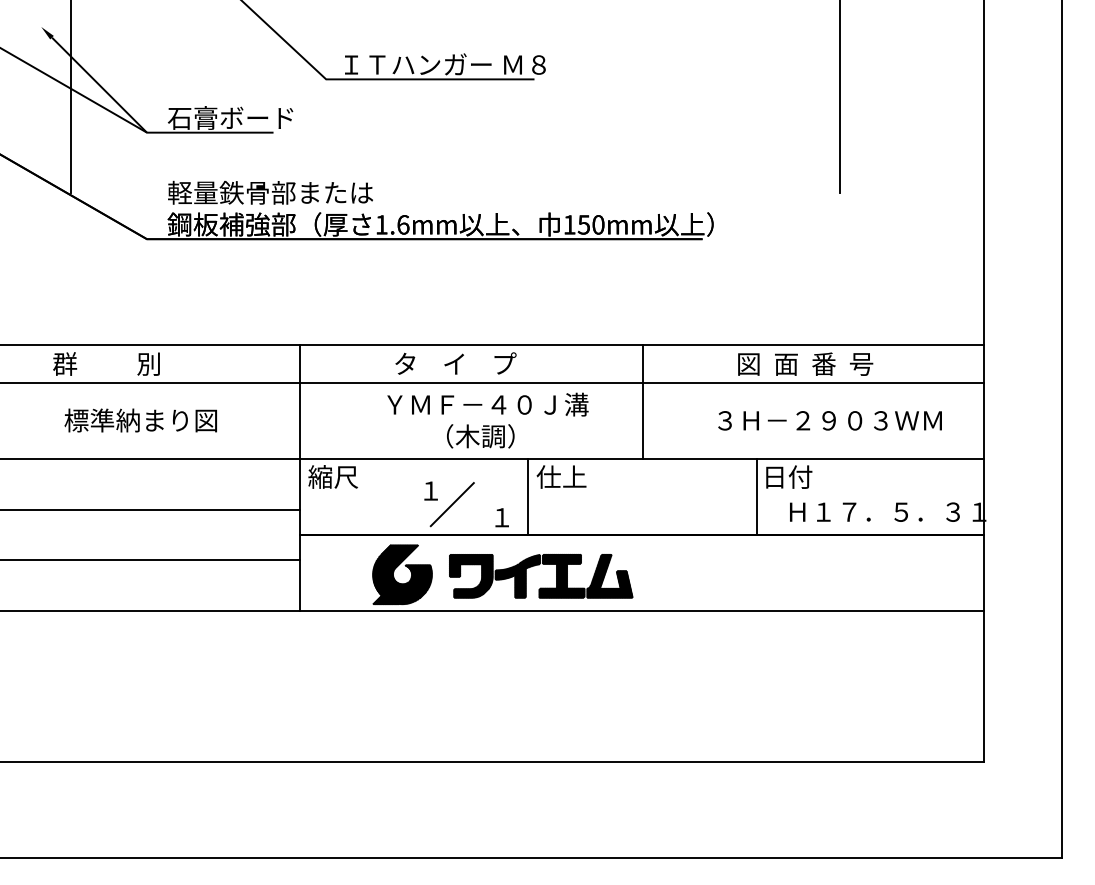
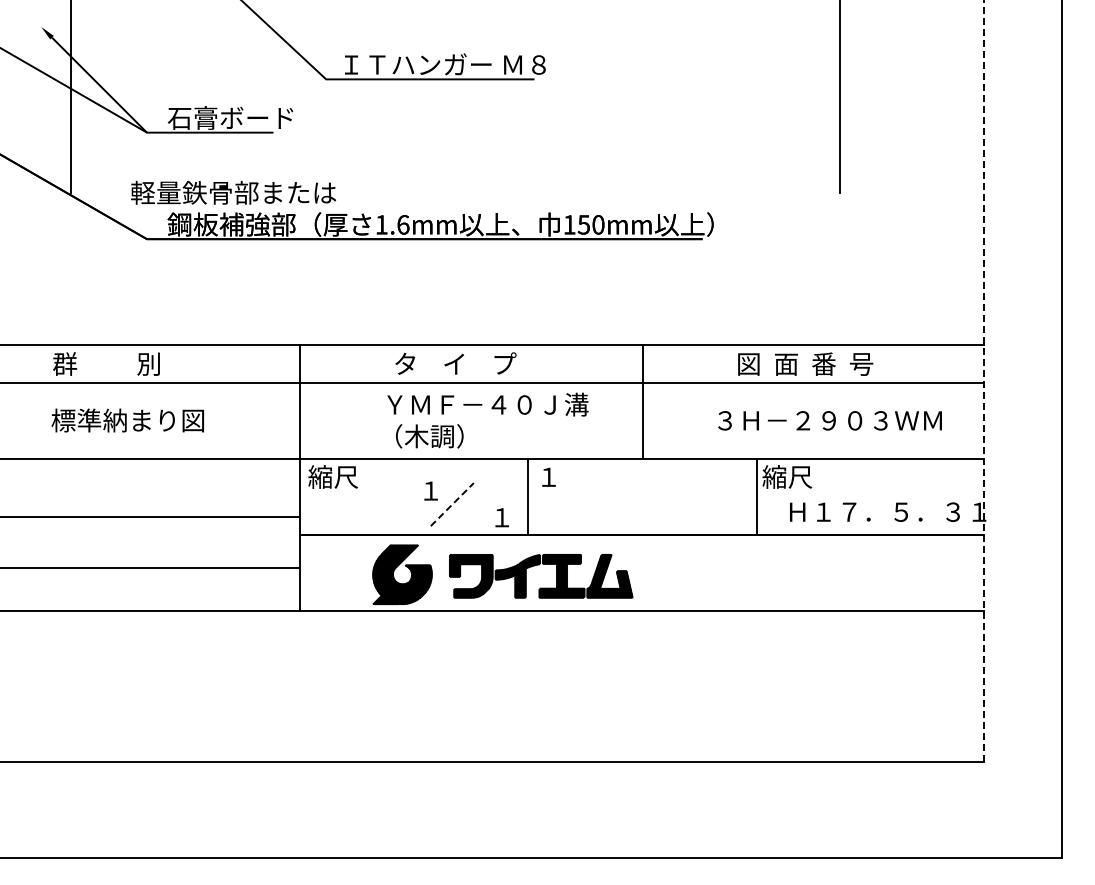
text position: (270, 192) -> (233, 192) (233, 192)
line: solid -> dashed (984, 381)
text position: (140, 420) -> (127, 420) (127, 420)
text position: (480, 436) -> (429, 436) (429, 436)
text: 仕上 -> １ (561, 476)
text: 日付 -> 縮尺 (787, 476)
line: solid -> dashed (452, 504)
line position: (151, 509) -> (151, 516) (151, 516)
line position: (151, 560) -> (151, 568) (151, 568)
